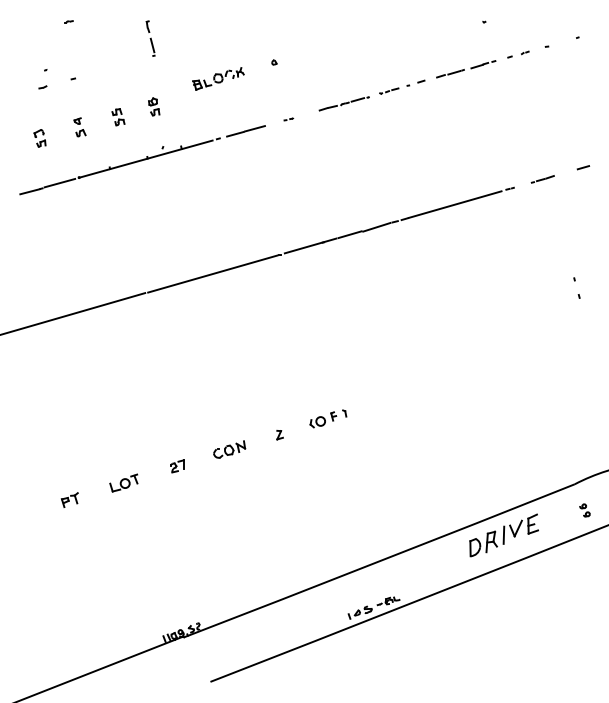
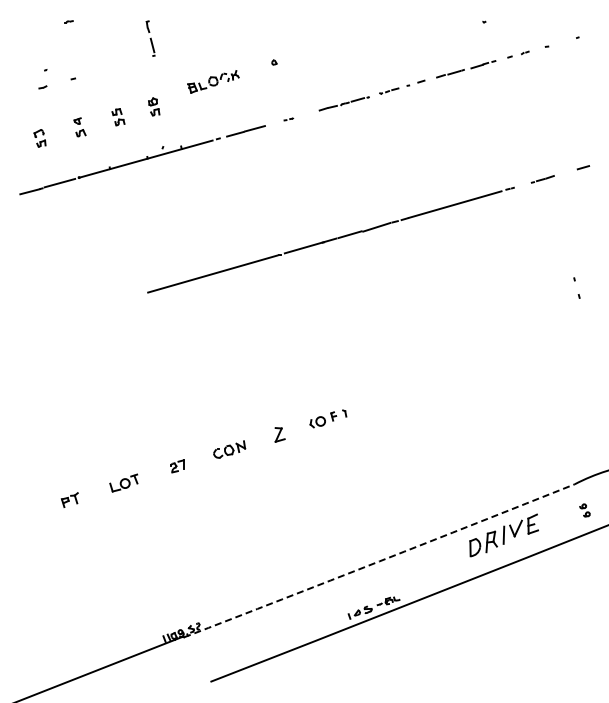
part position: (218, 78) -> (213, 81) (213, 81)
line: present -> none (73, 313)
part size: 8x11 px -> 12x16 px (279, 434)
arc: solid -> dashed (379, 561)
